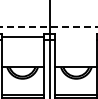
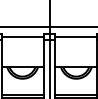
line: dashed -> solid (49, 26)
line: none -> present (74, 37)
